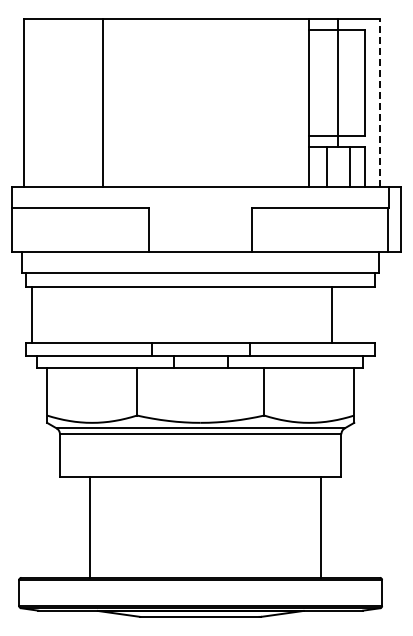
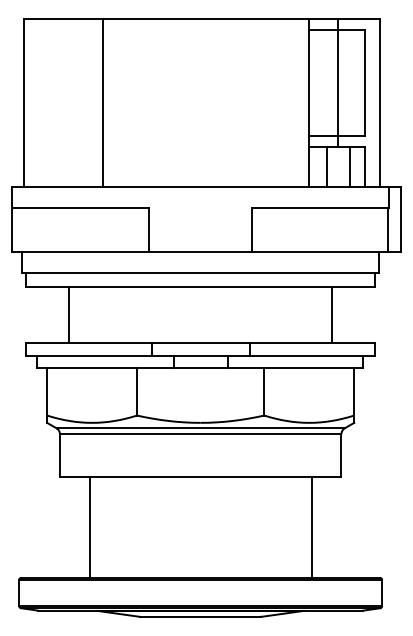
line: dashed -> solid (380, 102)
line position: (31, 314) -> (68, 314) (68, 314)
line position: (320, 527) -> (311, 527) (311, 527)
